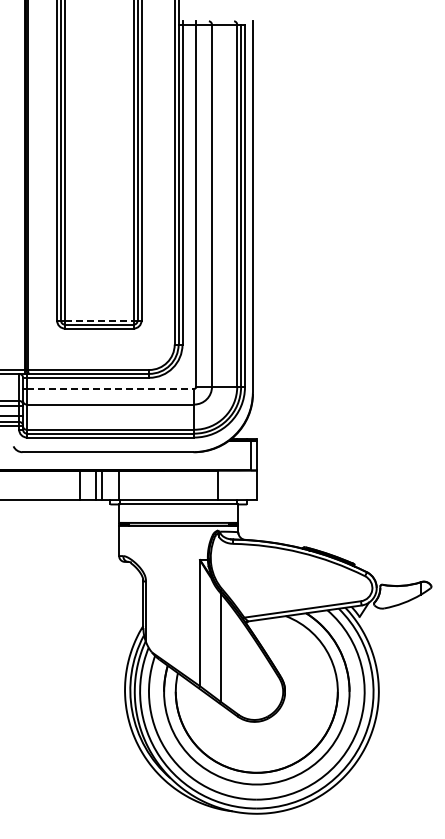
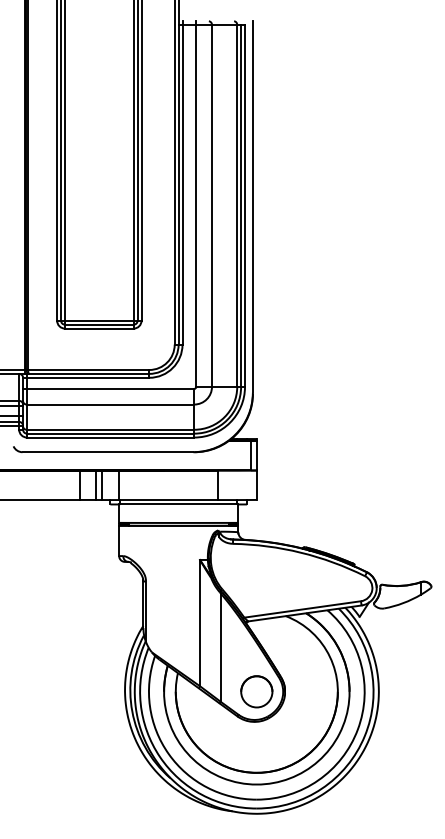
line: dashed -> solid (99, 320)
line: dashed -> solid (110, 388)
circle: none -> present (256, 691)
